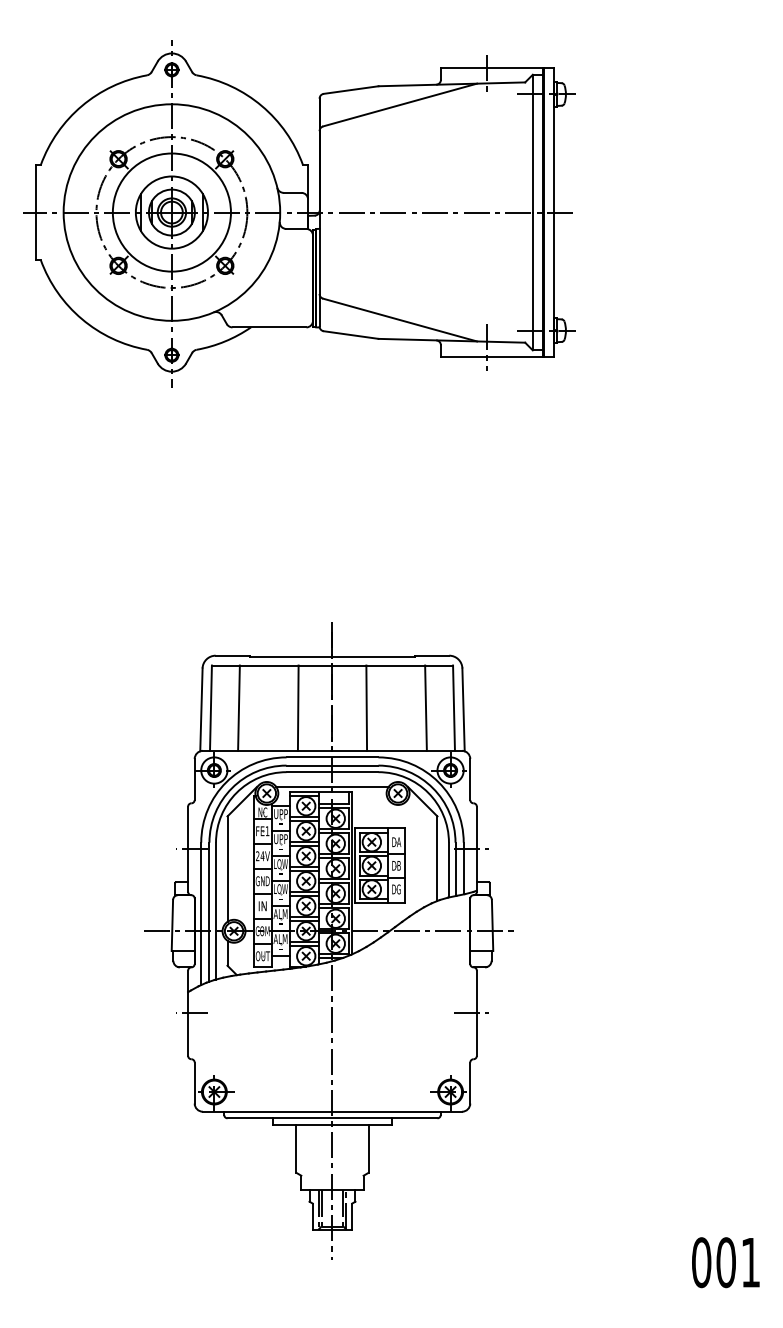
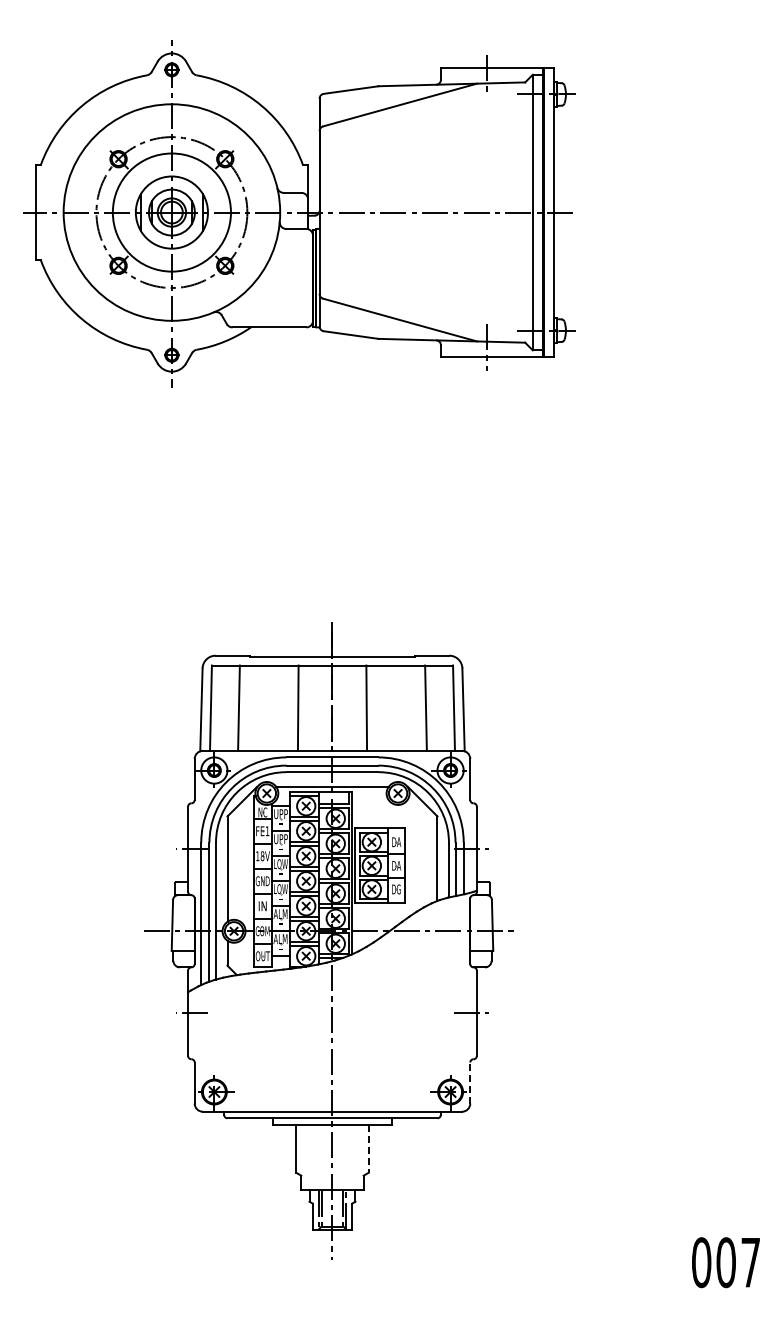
text: 24V -> 18V (260, 856)
text: DB -> DA (399, 865)
line: solid -> dashed (470, 1083)
line: solid -> dashed (368, 1148)
text: 001 -> 007 (750, 1262)
